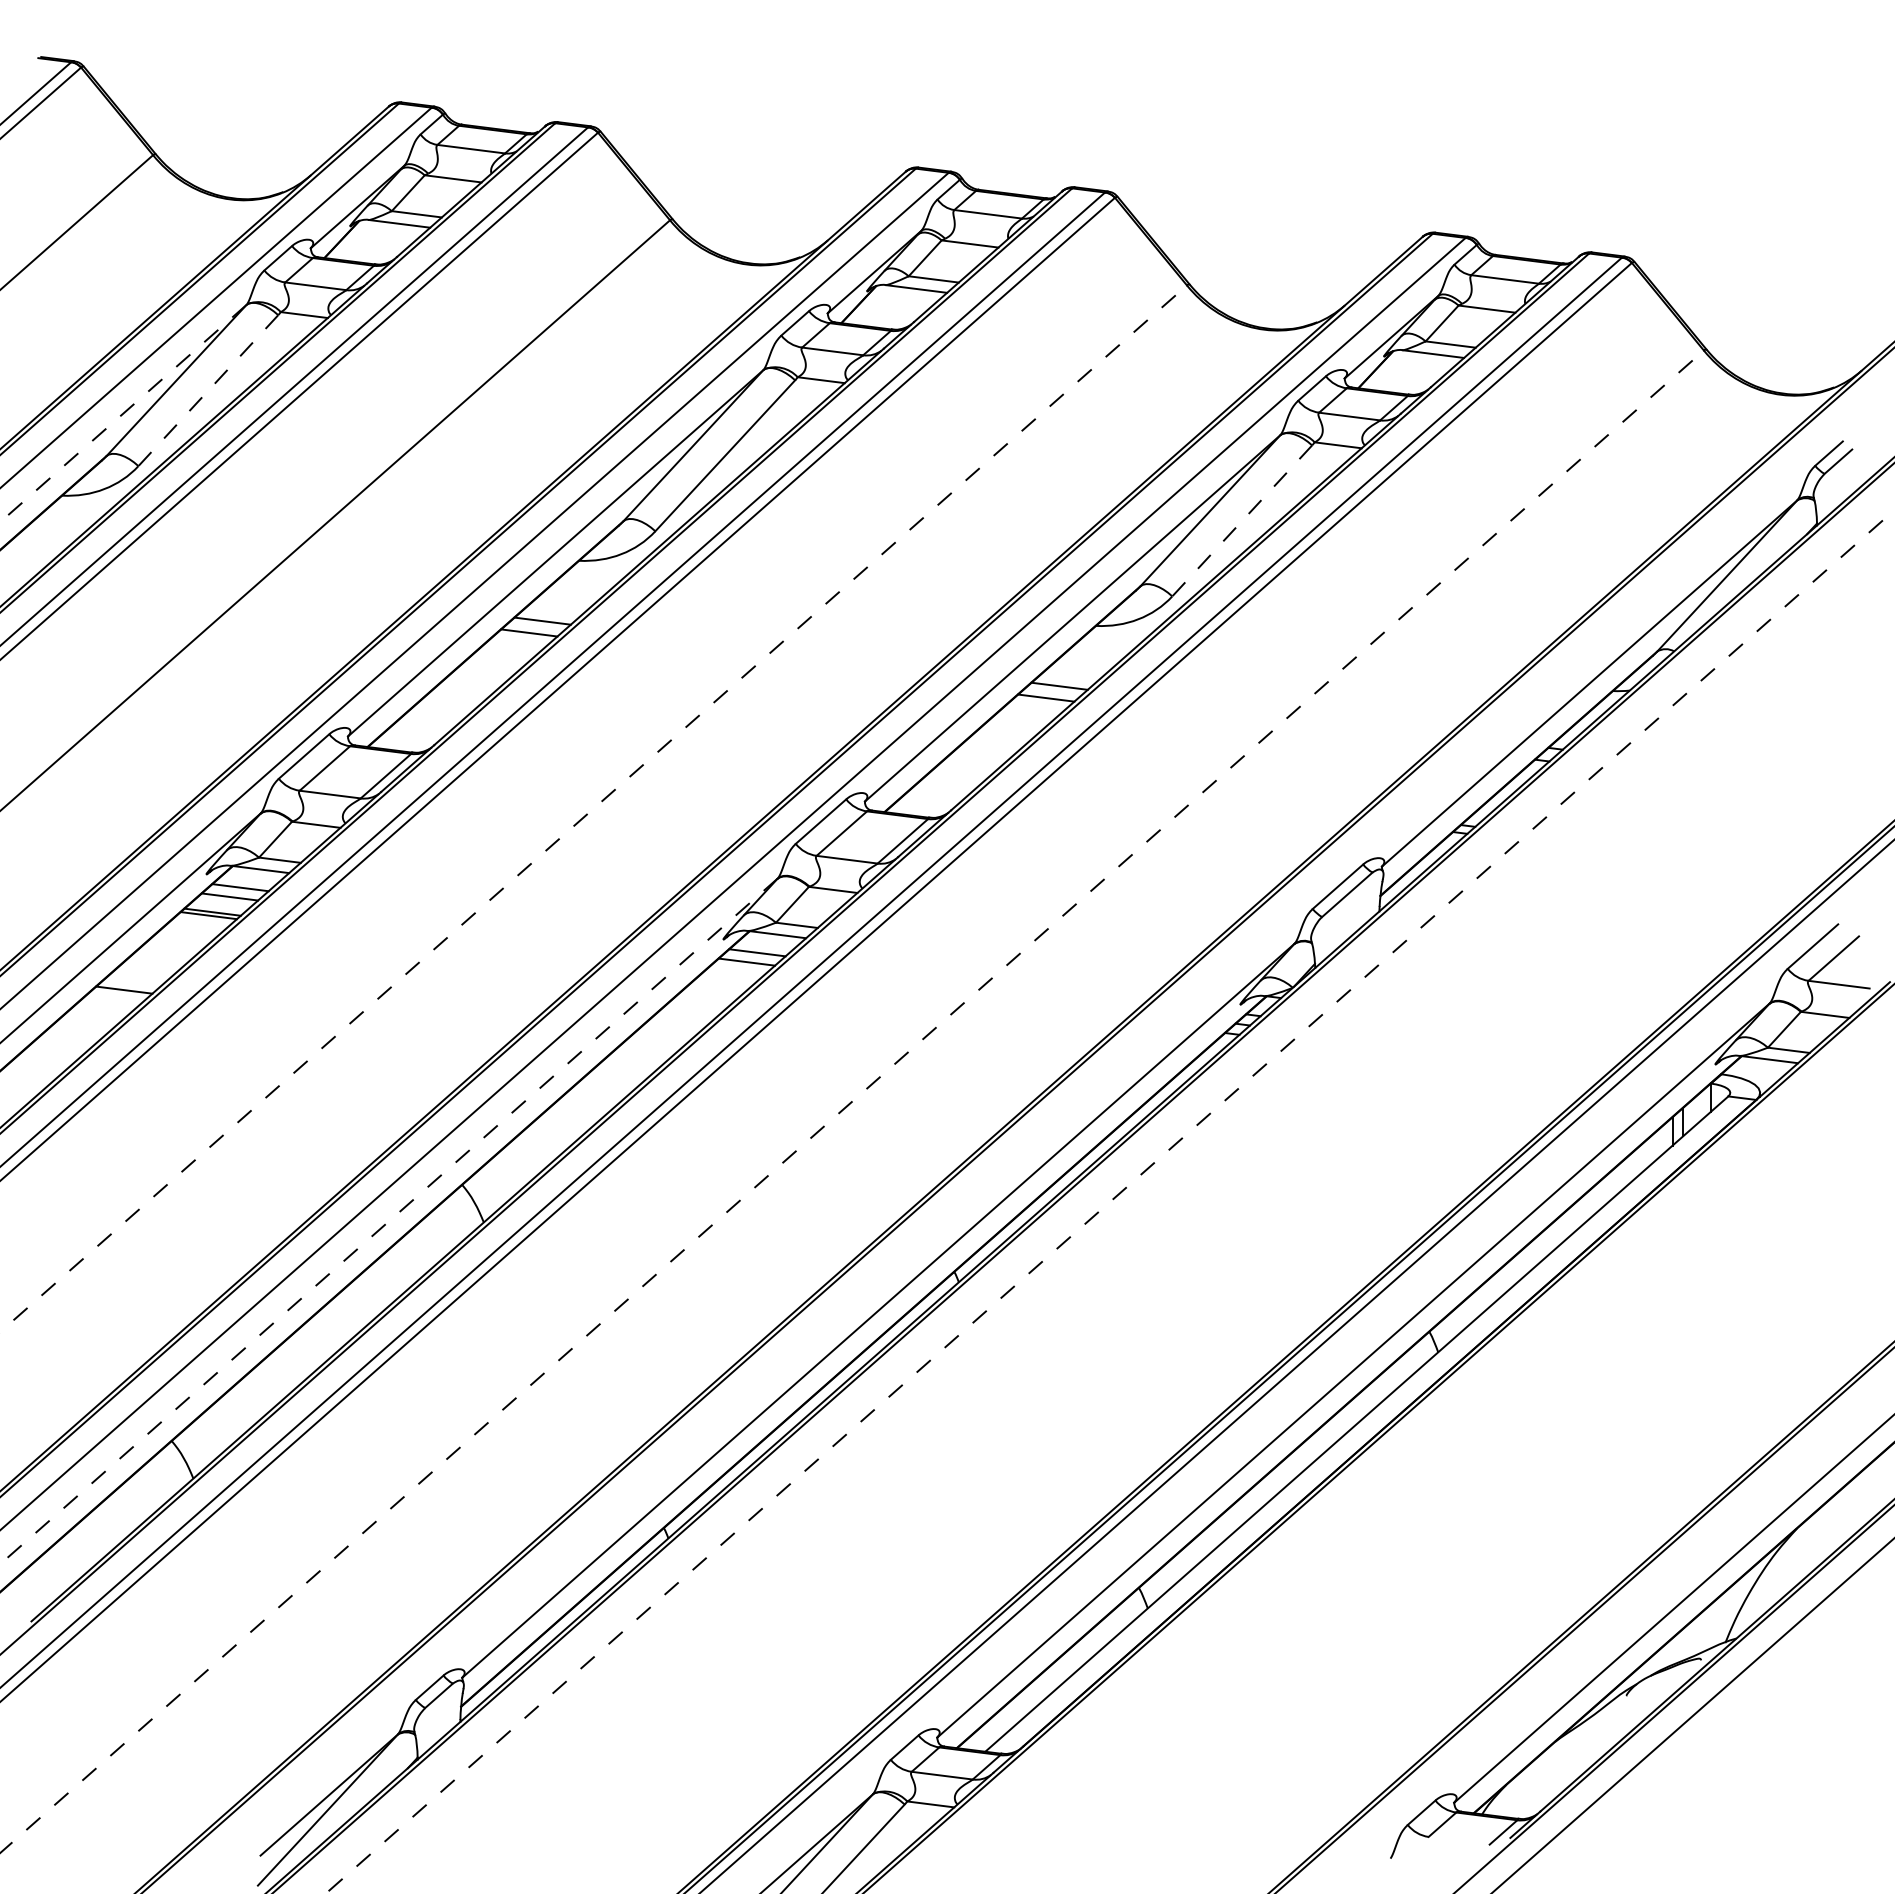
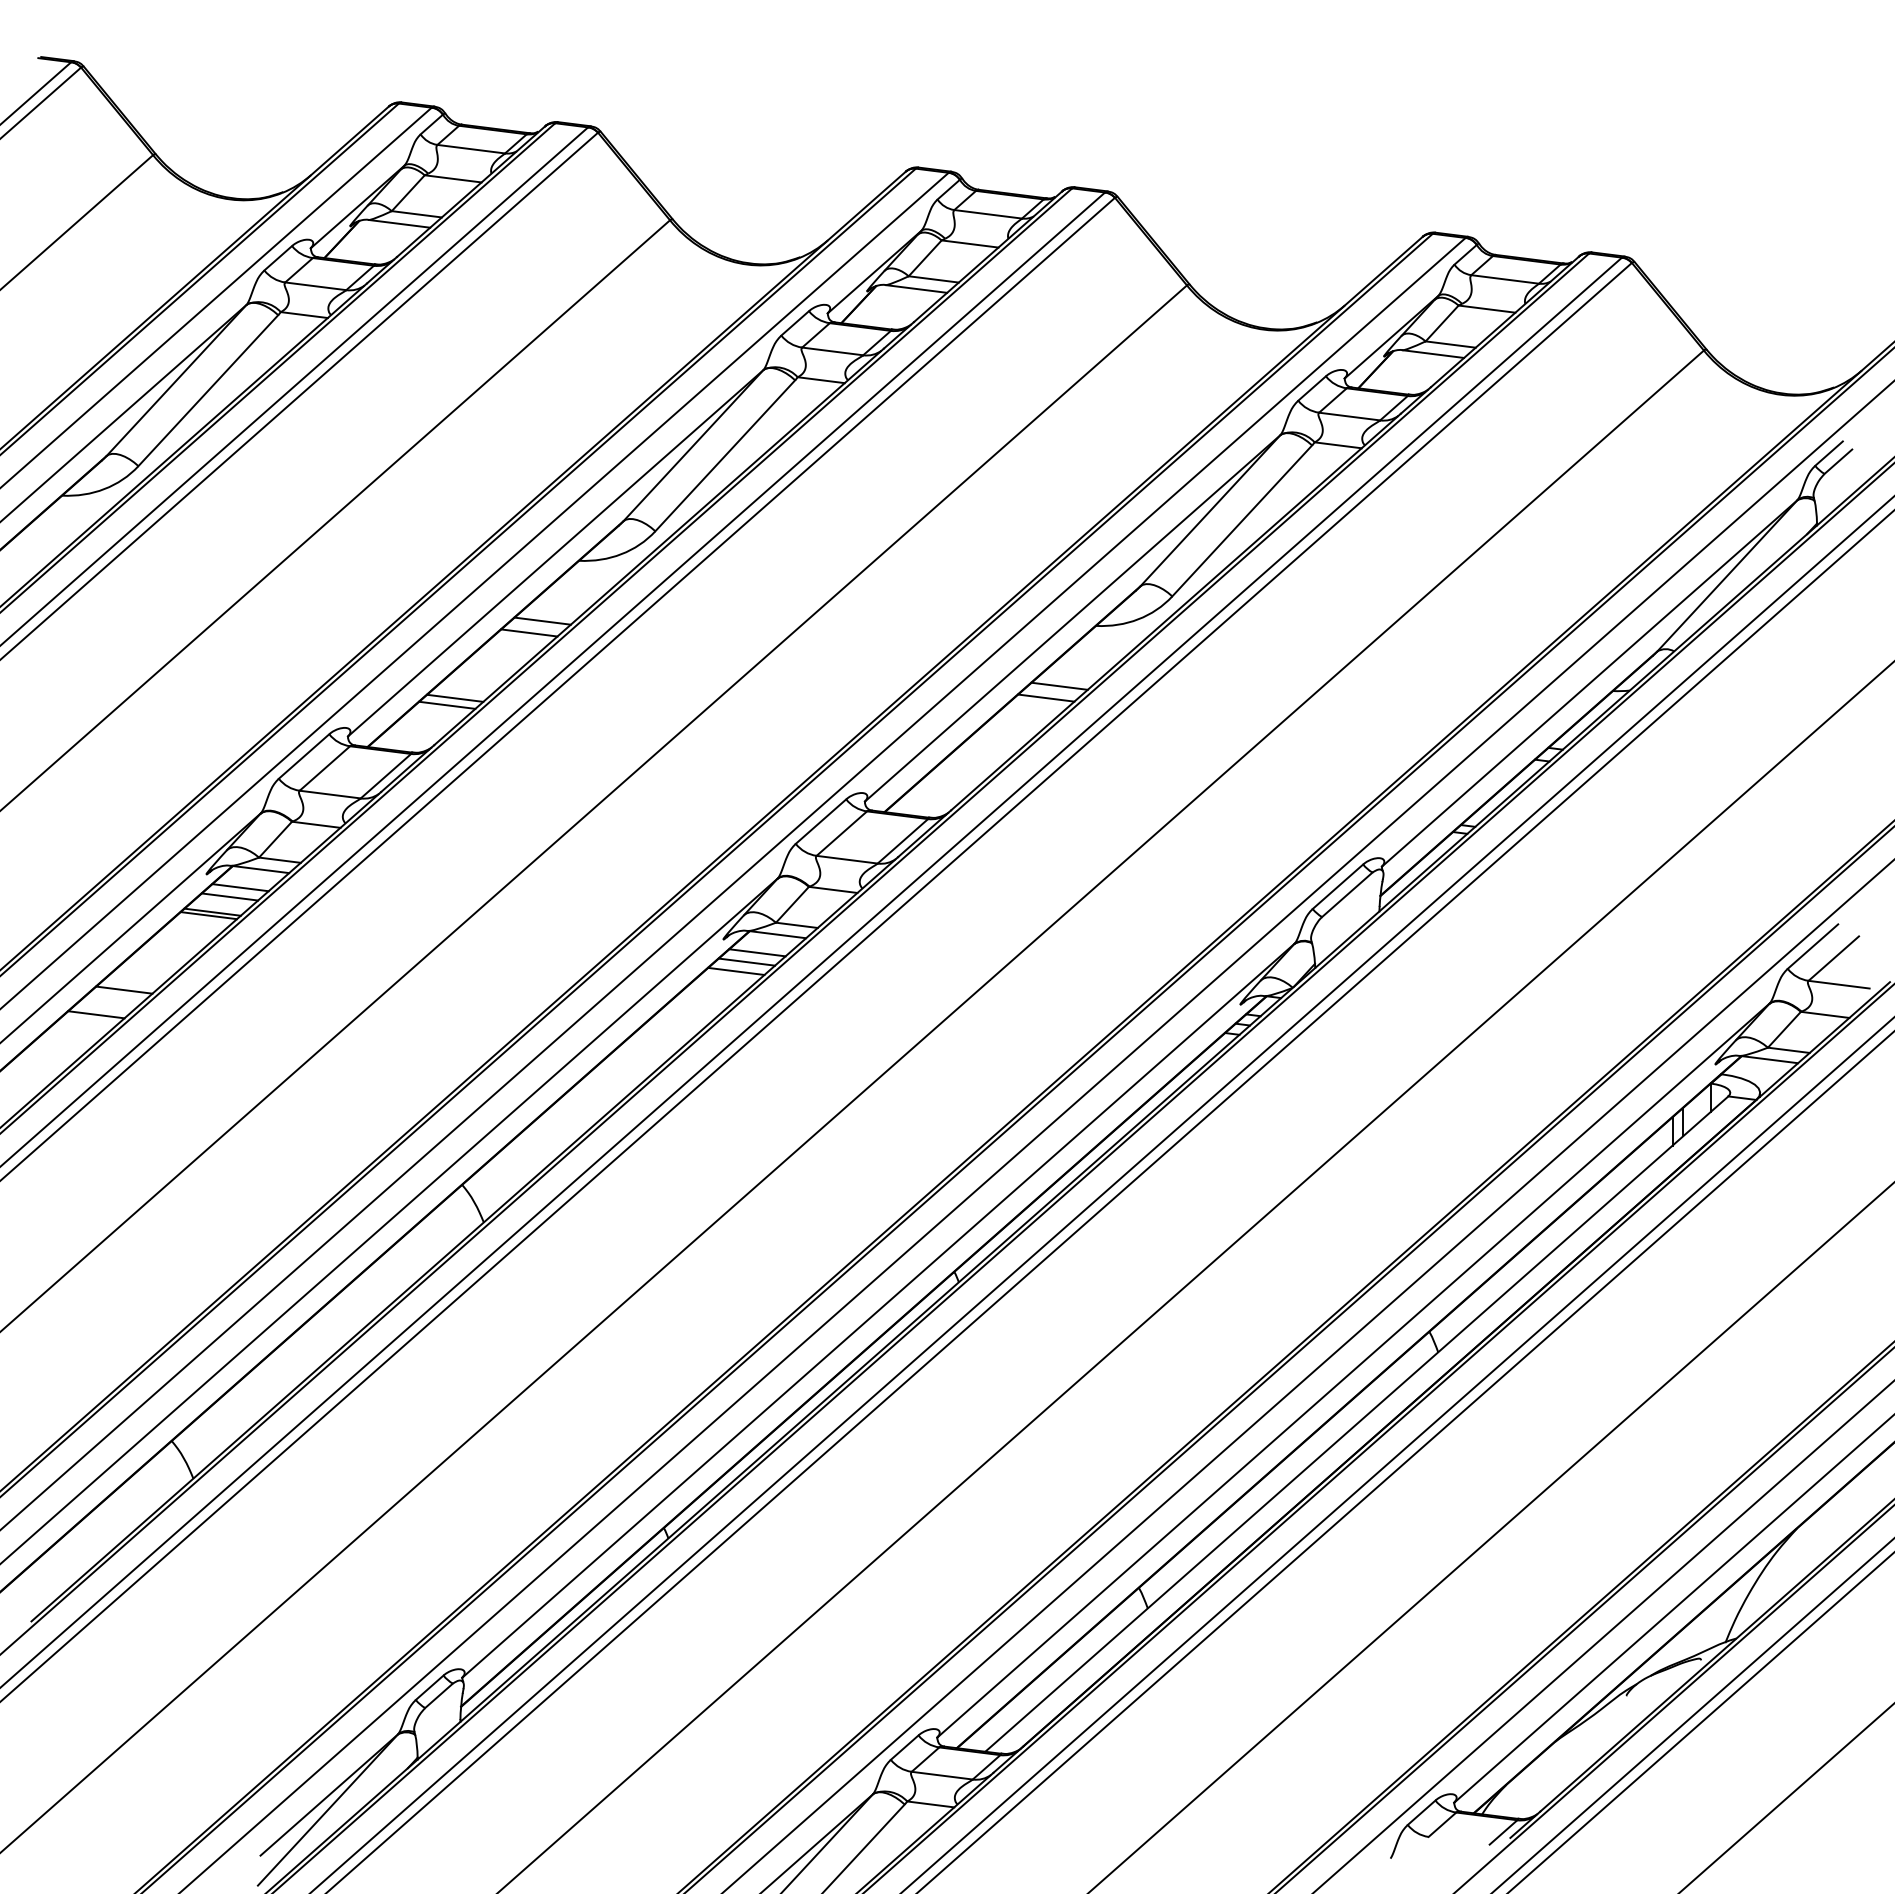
line: dashed -> solid (208, 390)
line: dashed -> solid (123, 413)
line: dashed -> solid (1242, 520)
line: none -> present (455, 697)
line: none -> present (447, 704)
line: dashed -> solid (593, 808)
line: none -> present (736, 970)
line: none -> present (96, 1014)
line: dashed -> solid (852, 1101)
line: none -> present (1036, 1136)
line: none -> present (1102, 1194)
line: dashed -> solid (1110, 1201)
line: dashed -> solid (388, 1221)
line: none -> present (1195, 1276)
line position: (1297, 1366) -> (1308, 1376) (1308, 1376)
line: none -> present (1397, 1454)
line: none -> present (1405, 1461)
line: none -> present (1491, 1537)
line: none -> present (1603, 1636)
line: none -> present (1700, 1722)
line: none -> present (1786, 1797)
